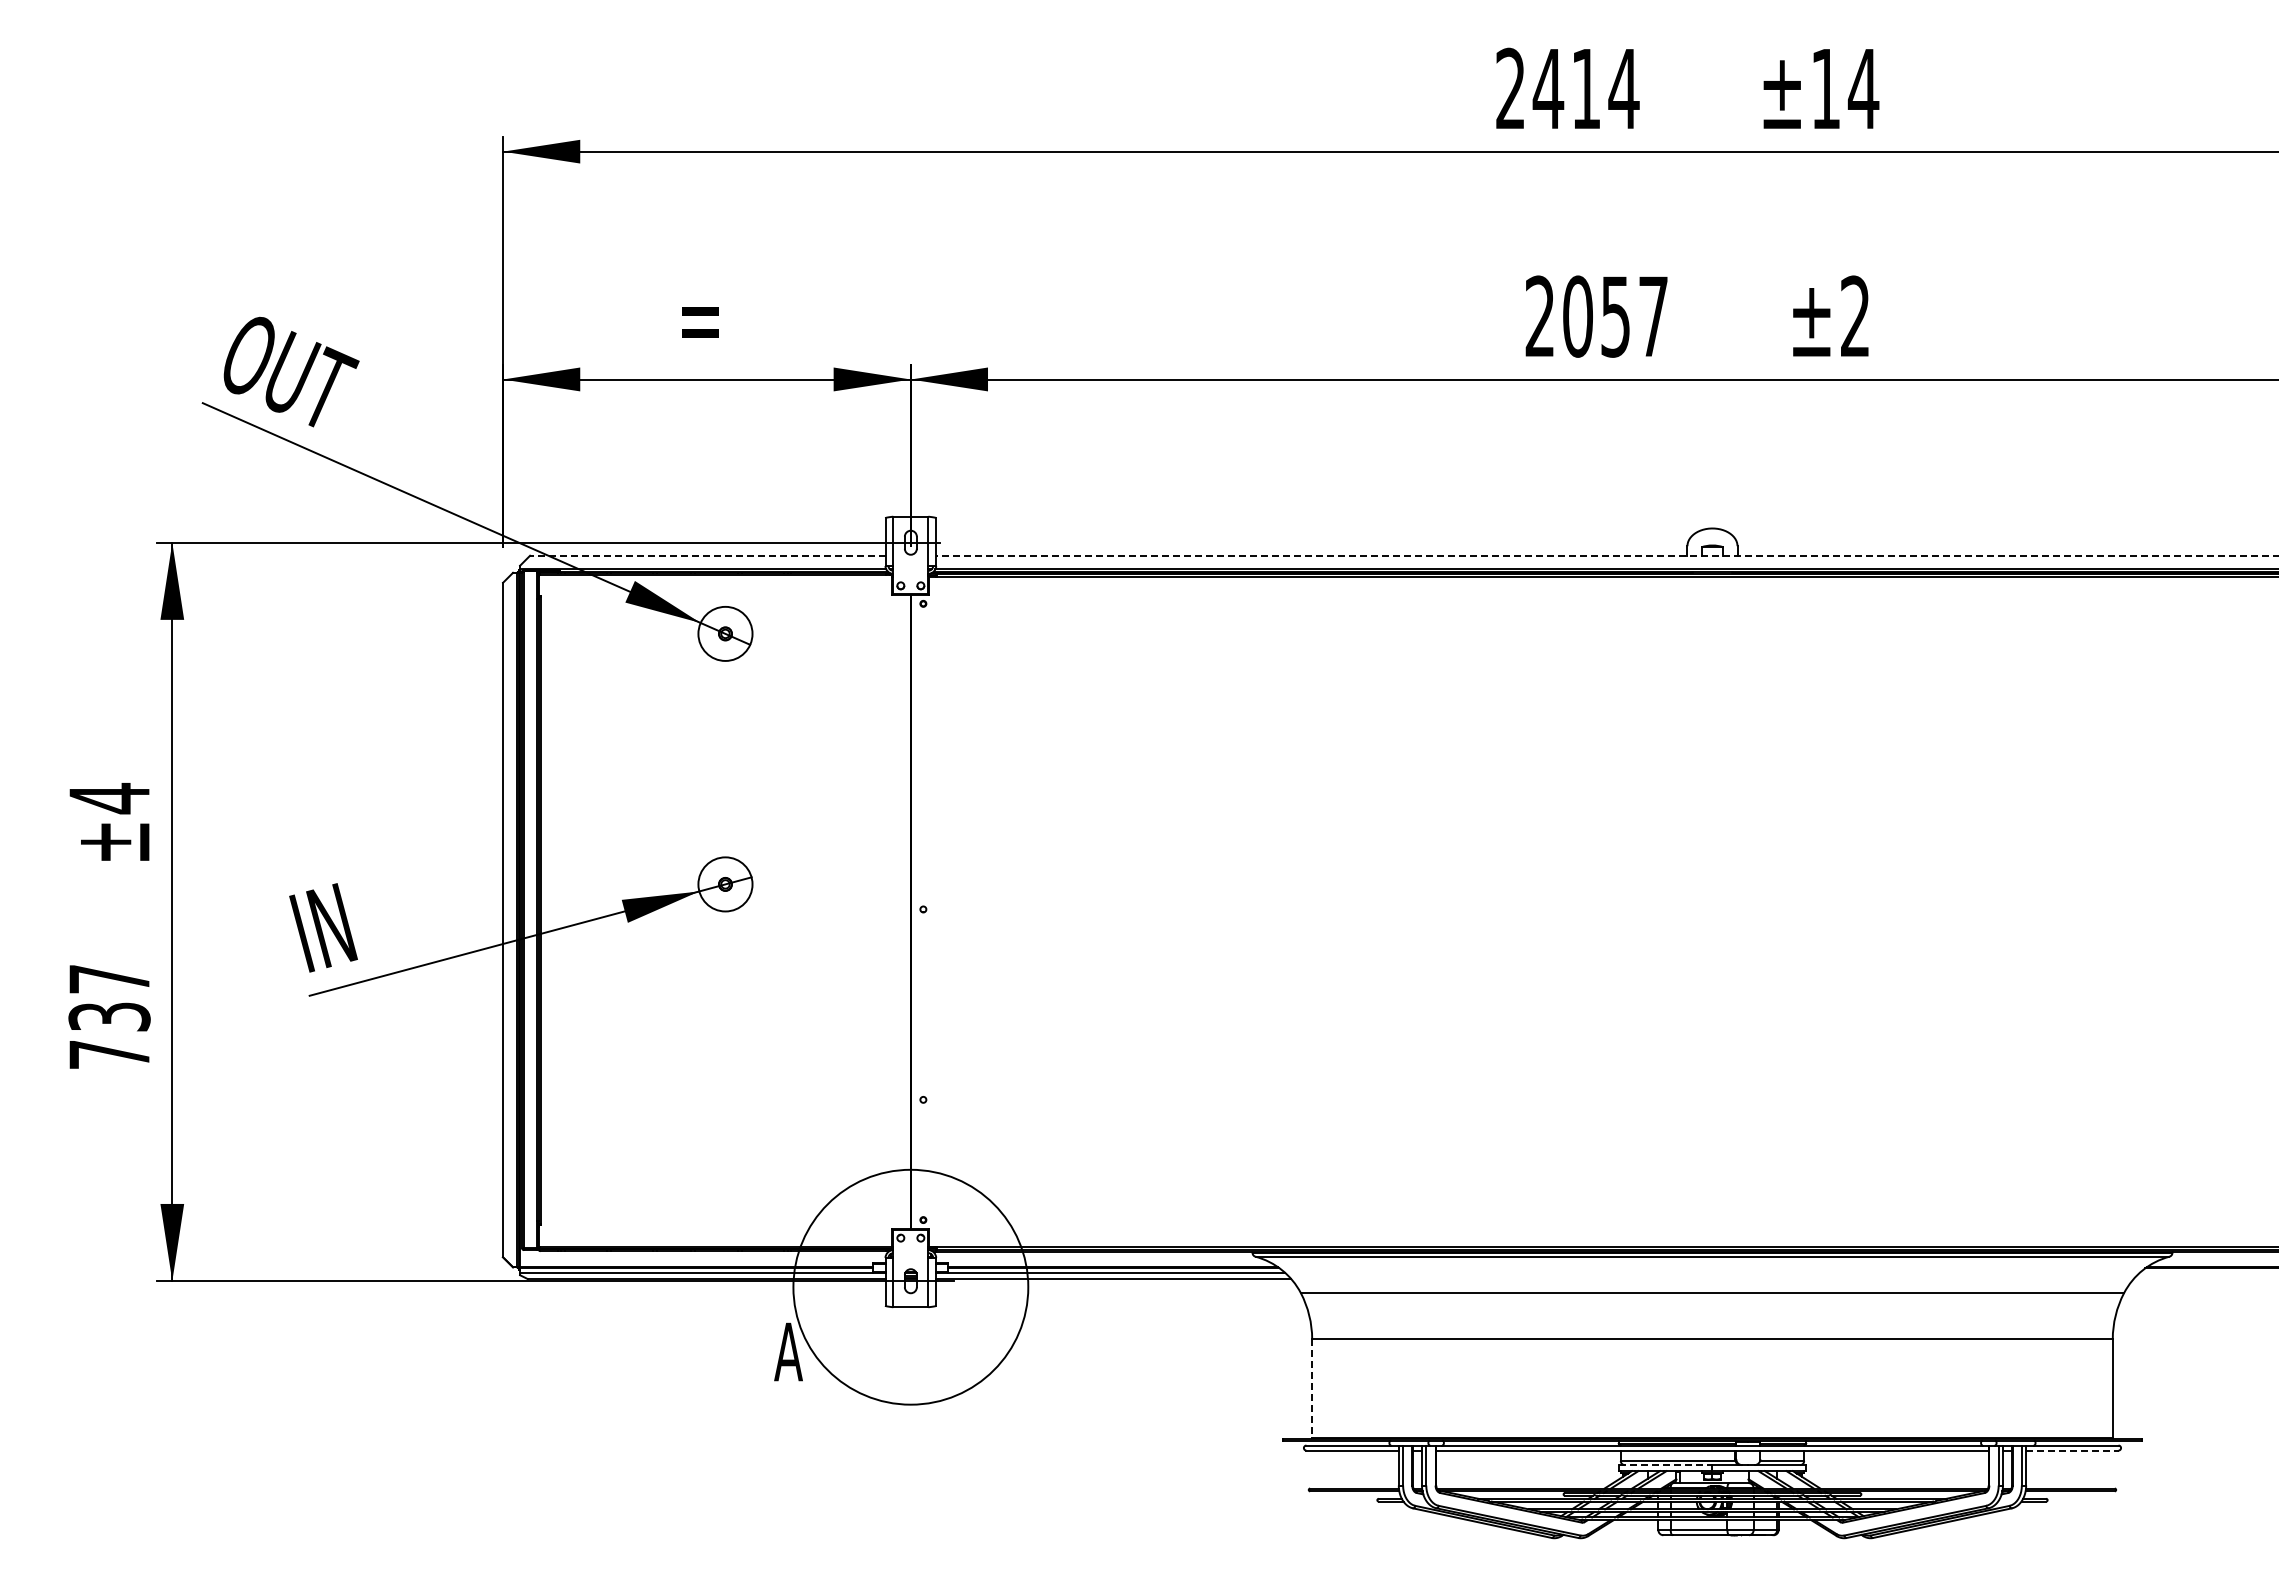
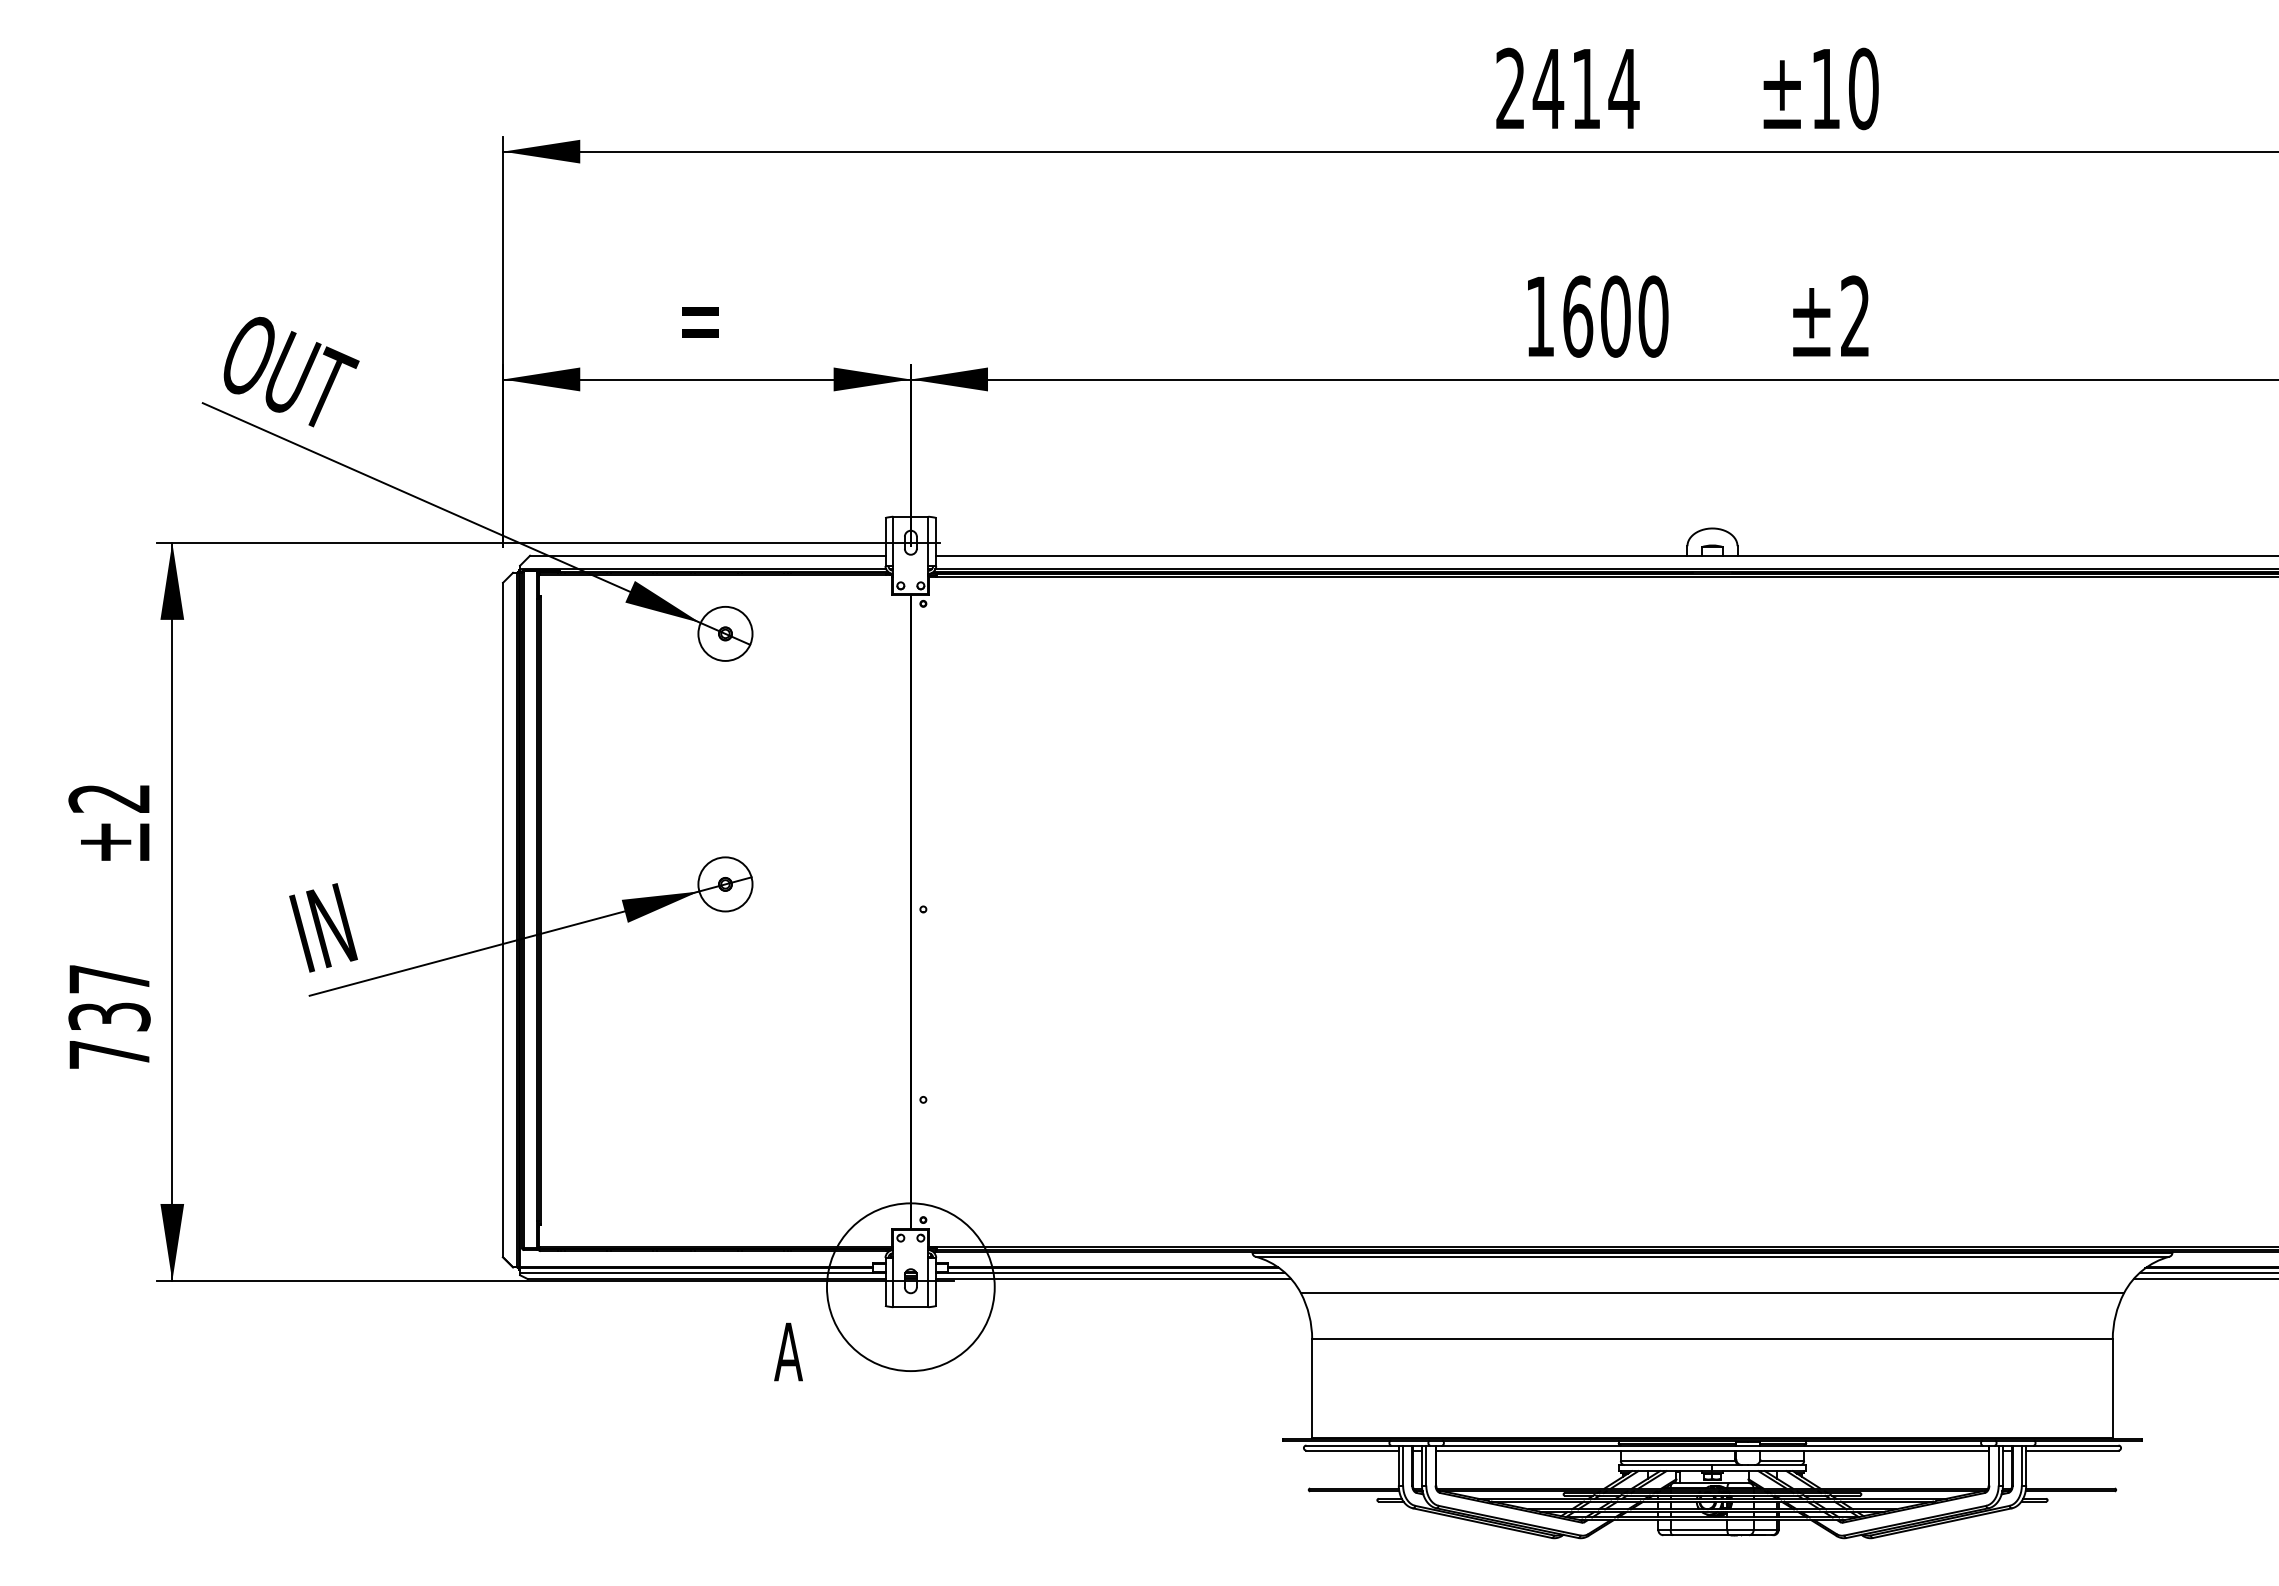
text: ±14 -> ±10 (1863, 88)
text: 2057 -> 1600 (1596, 316)
line: dashed -> solid (707, 555)
line: dashed -> solid (1607, 555)
text: ±4 -> ±2 (108, 798)
line: none -> present (2207, 1272)
line: none -> present (2204, 1279)
circle diameter: 235 px -> 168 px (910, 1287)
line: dashed -> solid (1312, 1388)
line: dashed -> solid (2072, 1450)
line: dashed -> solid (1665, 1465)
